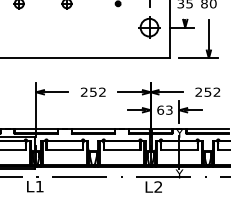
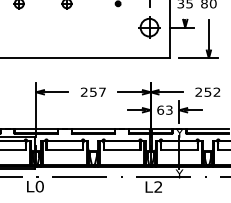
text: 252 -> 257 (102, 91)
text: L1 -> L0 (39, 186)
